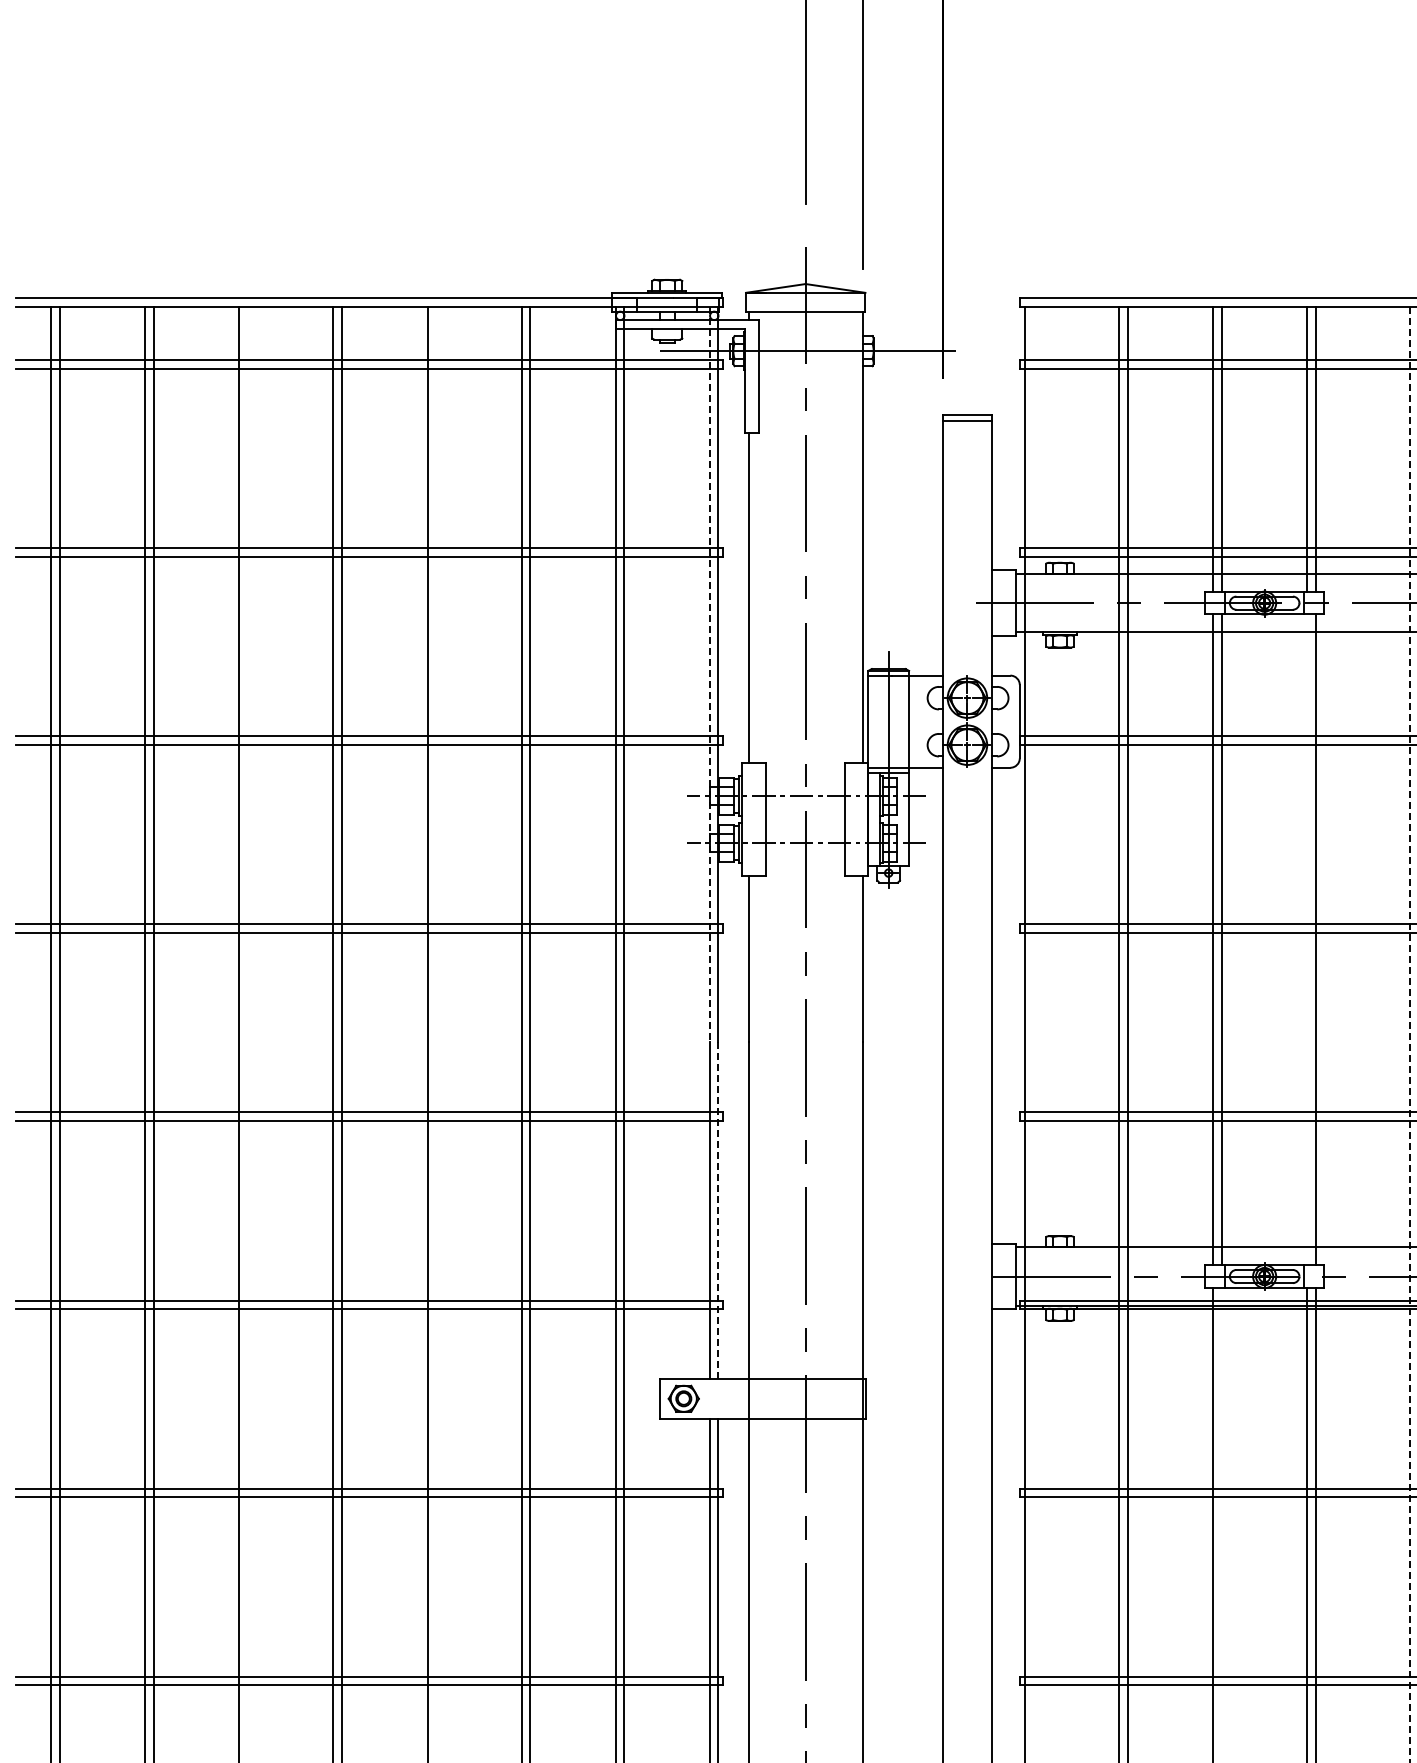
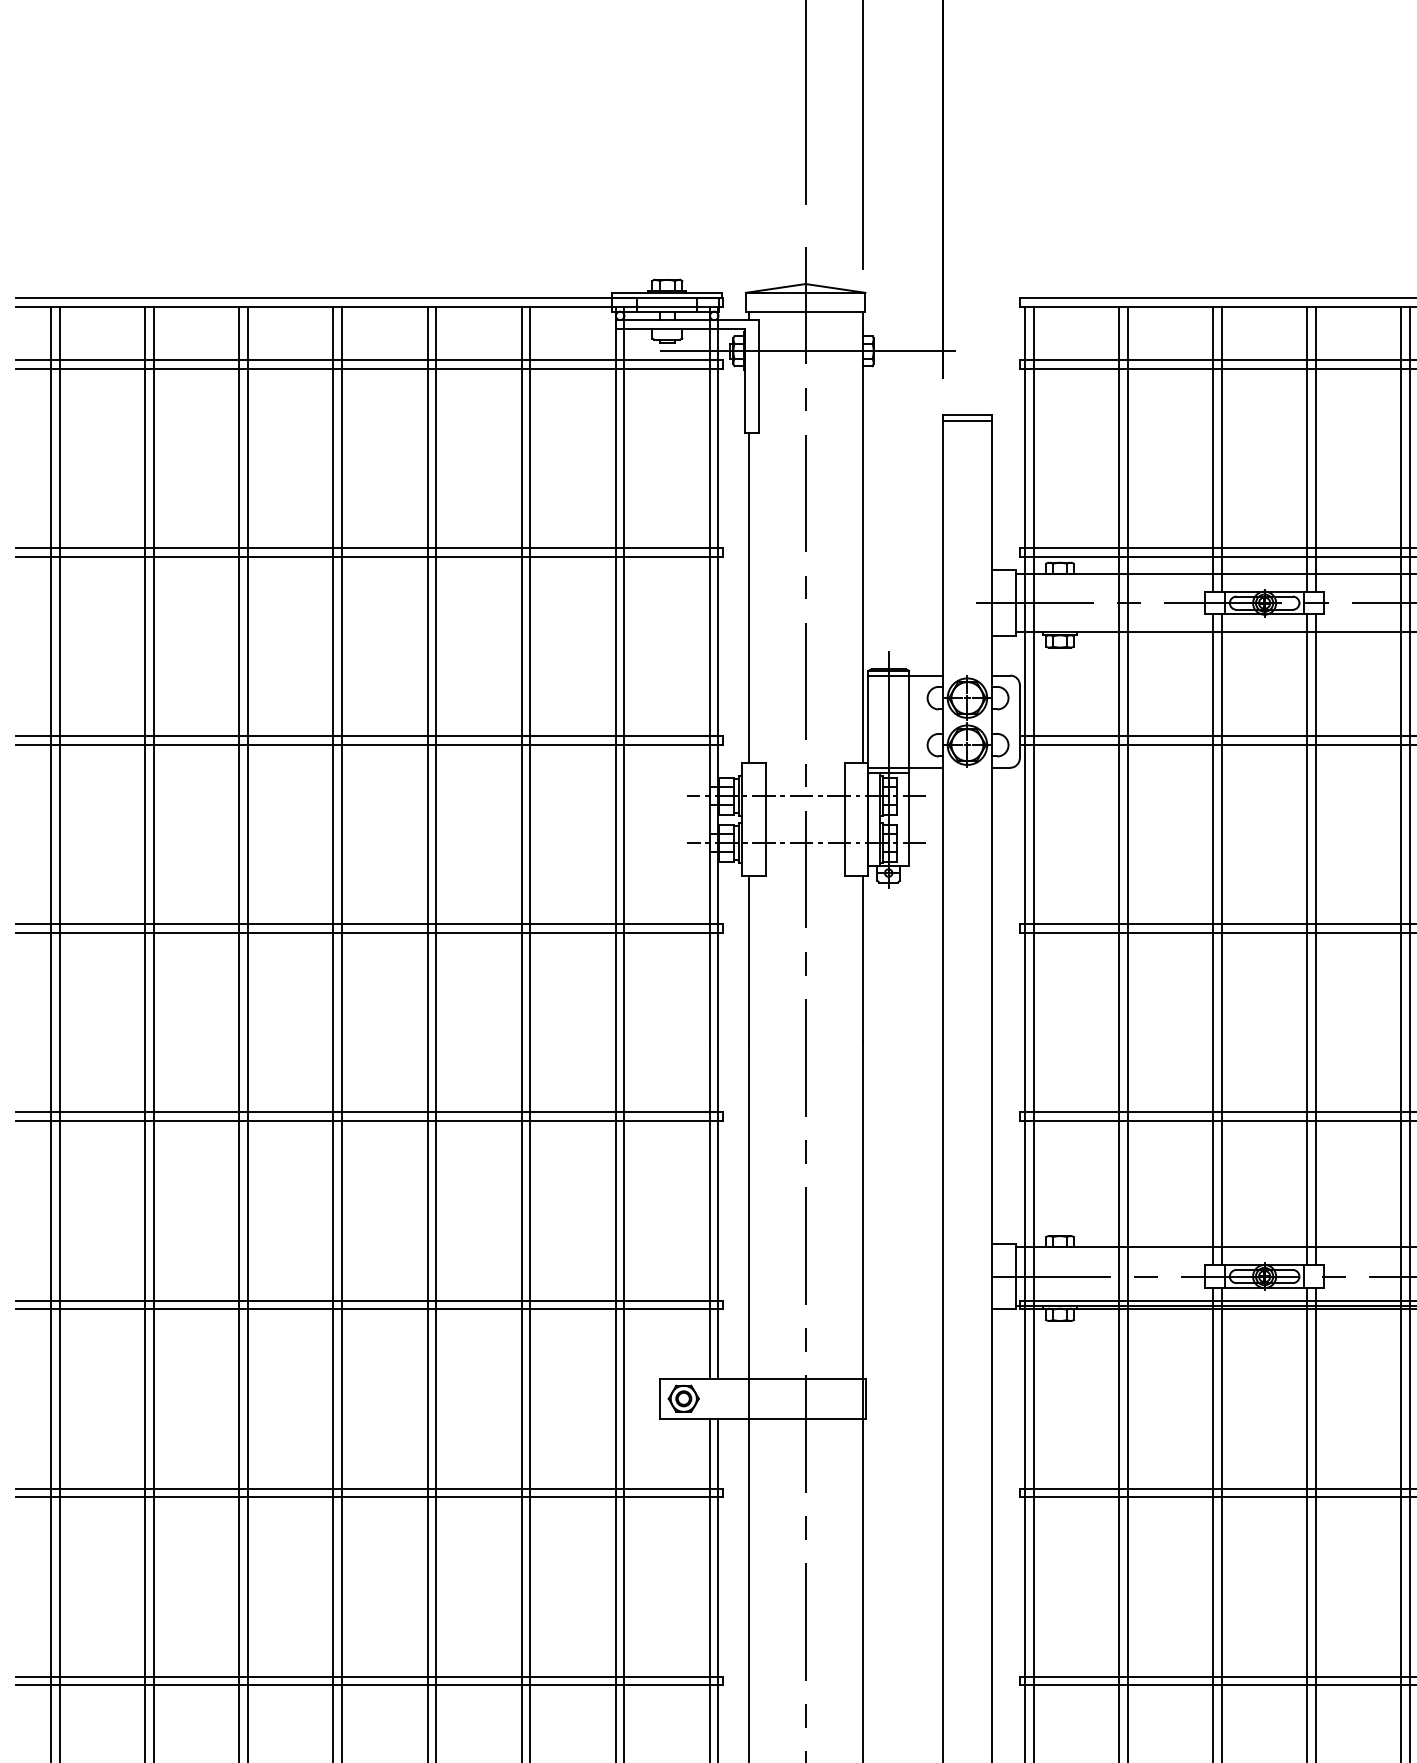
line: dashed -> solid (709, 674)
line: none -> present (1307, 939)
line: none -> present (247, 1032)
line: none -> present (436, 1032)
line: none -> present (1033, 1032)
line: none -> present (1401, 1032)
line: dashed -> solid (1409, 1034)
line: dashed -> solid (718, 1210)
line: none -> present (1221, 1523)
